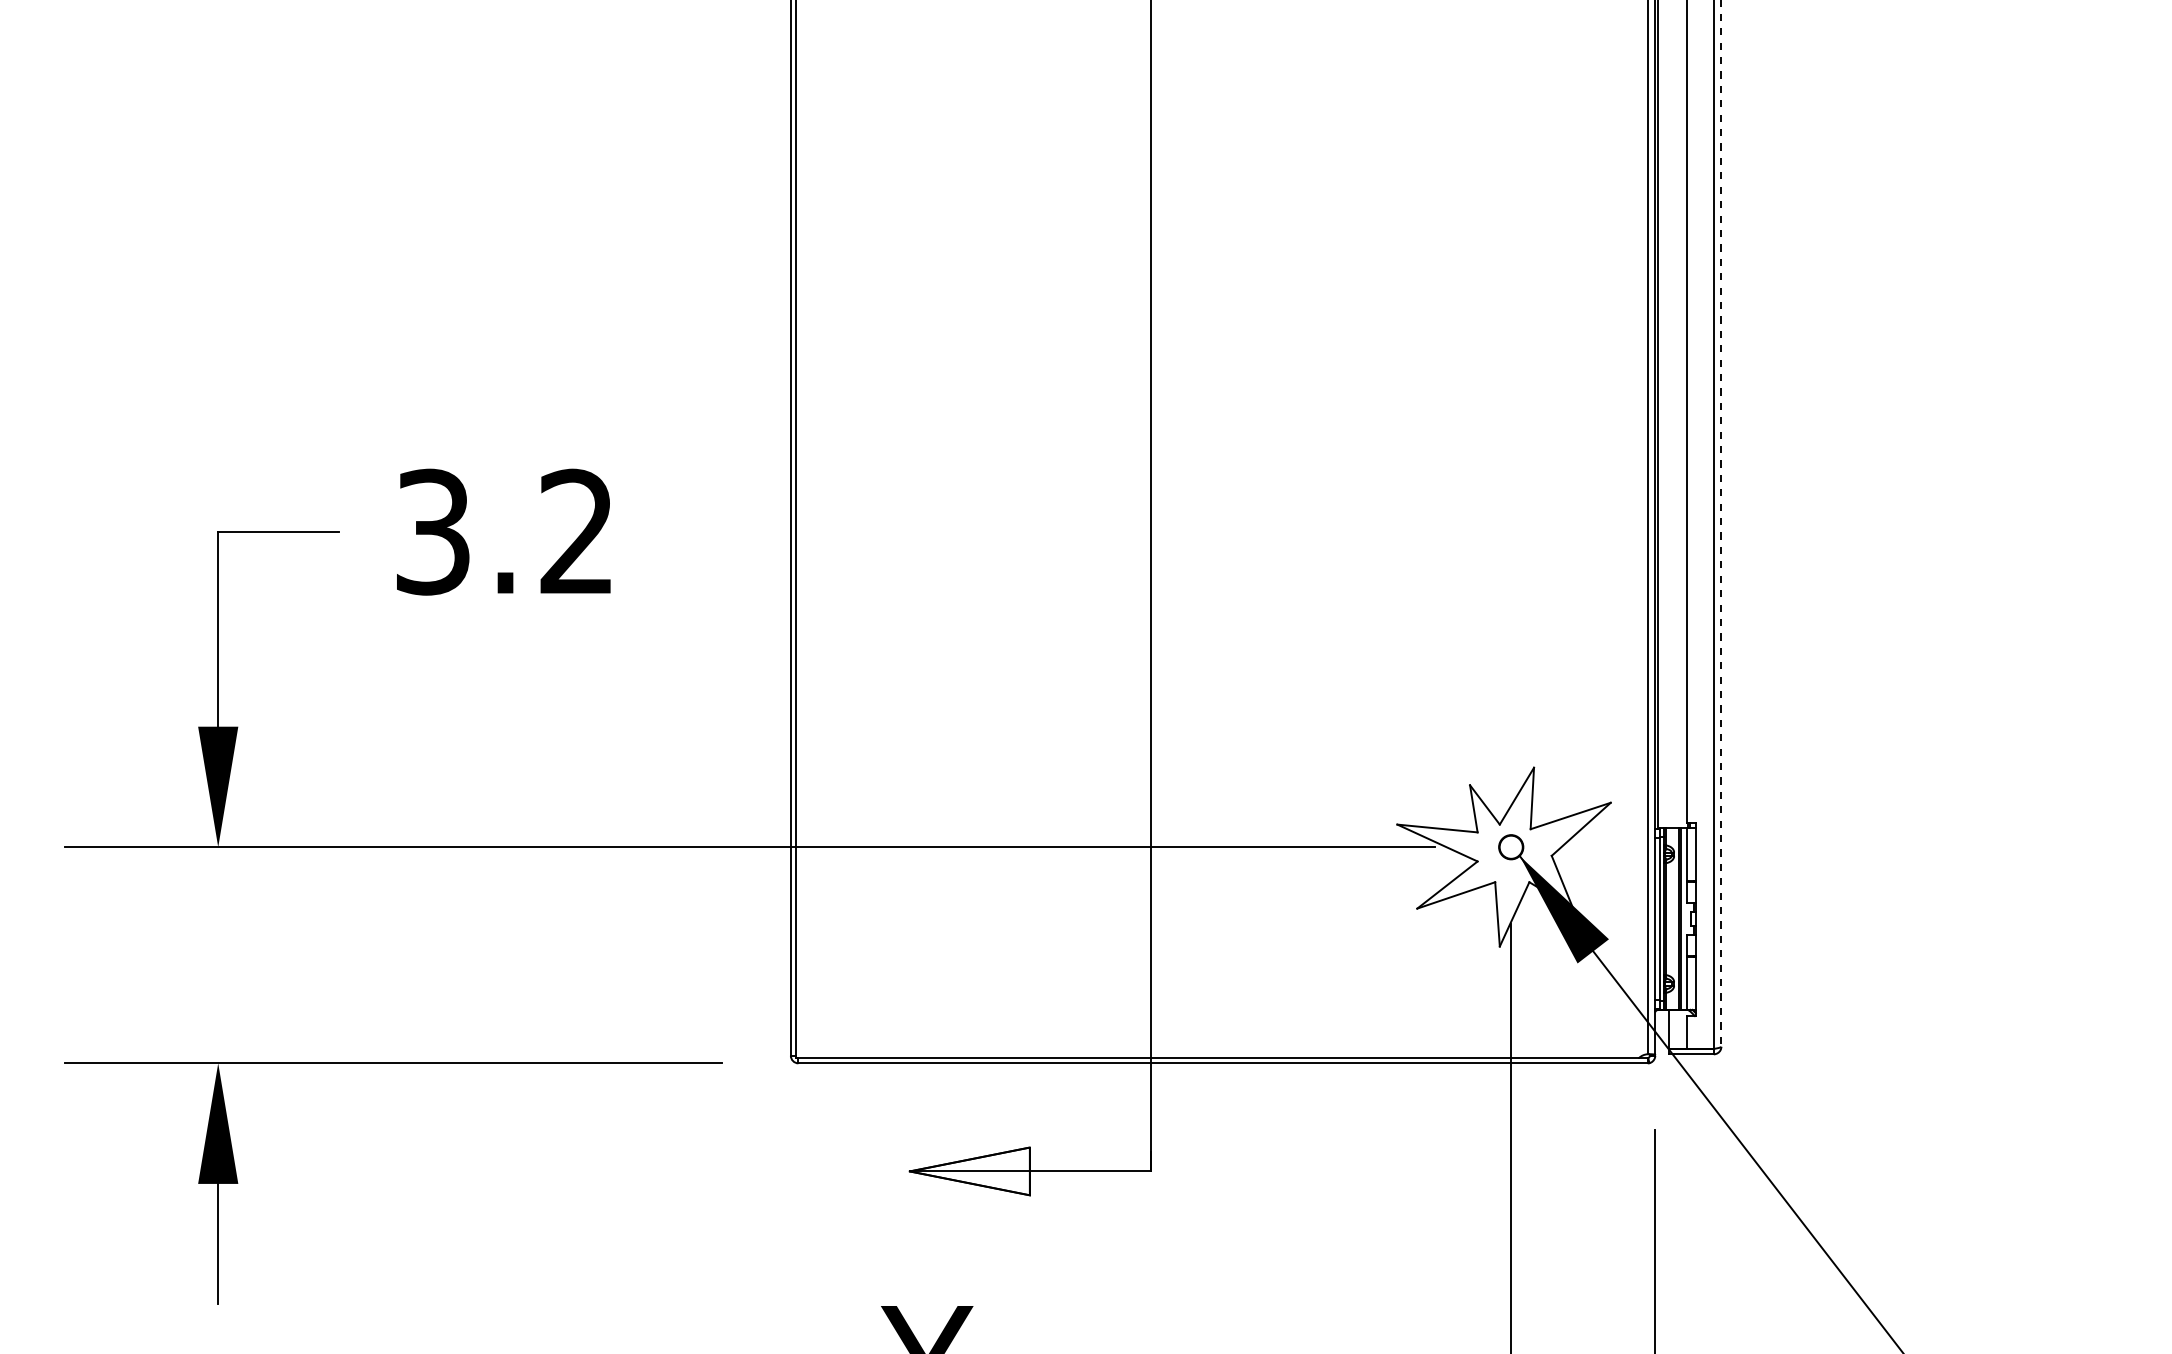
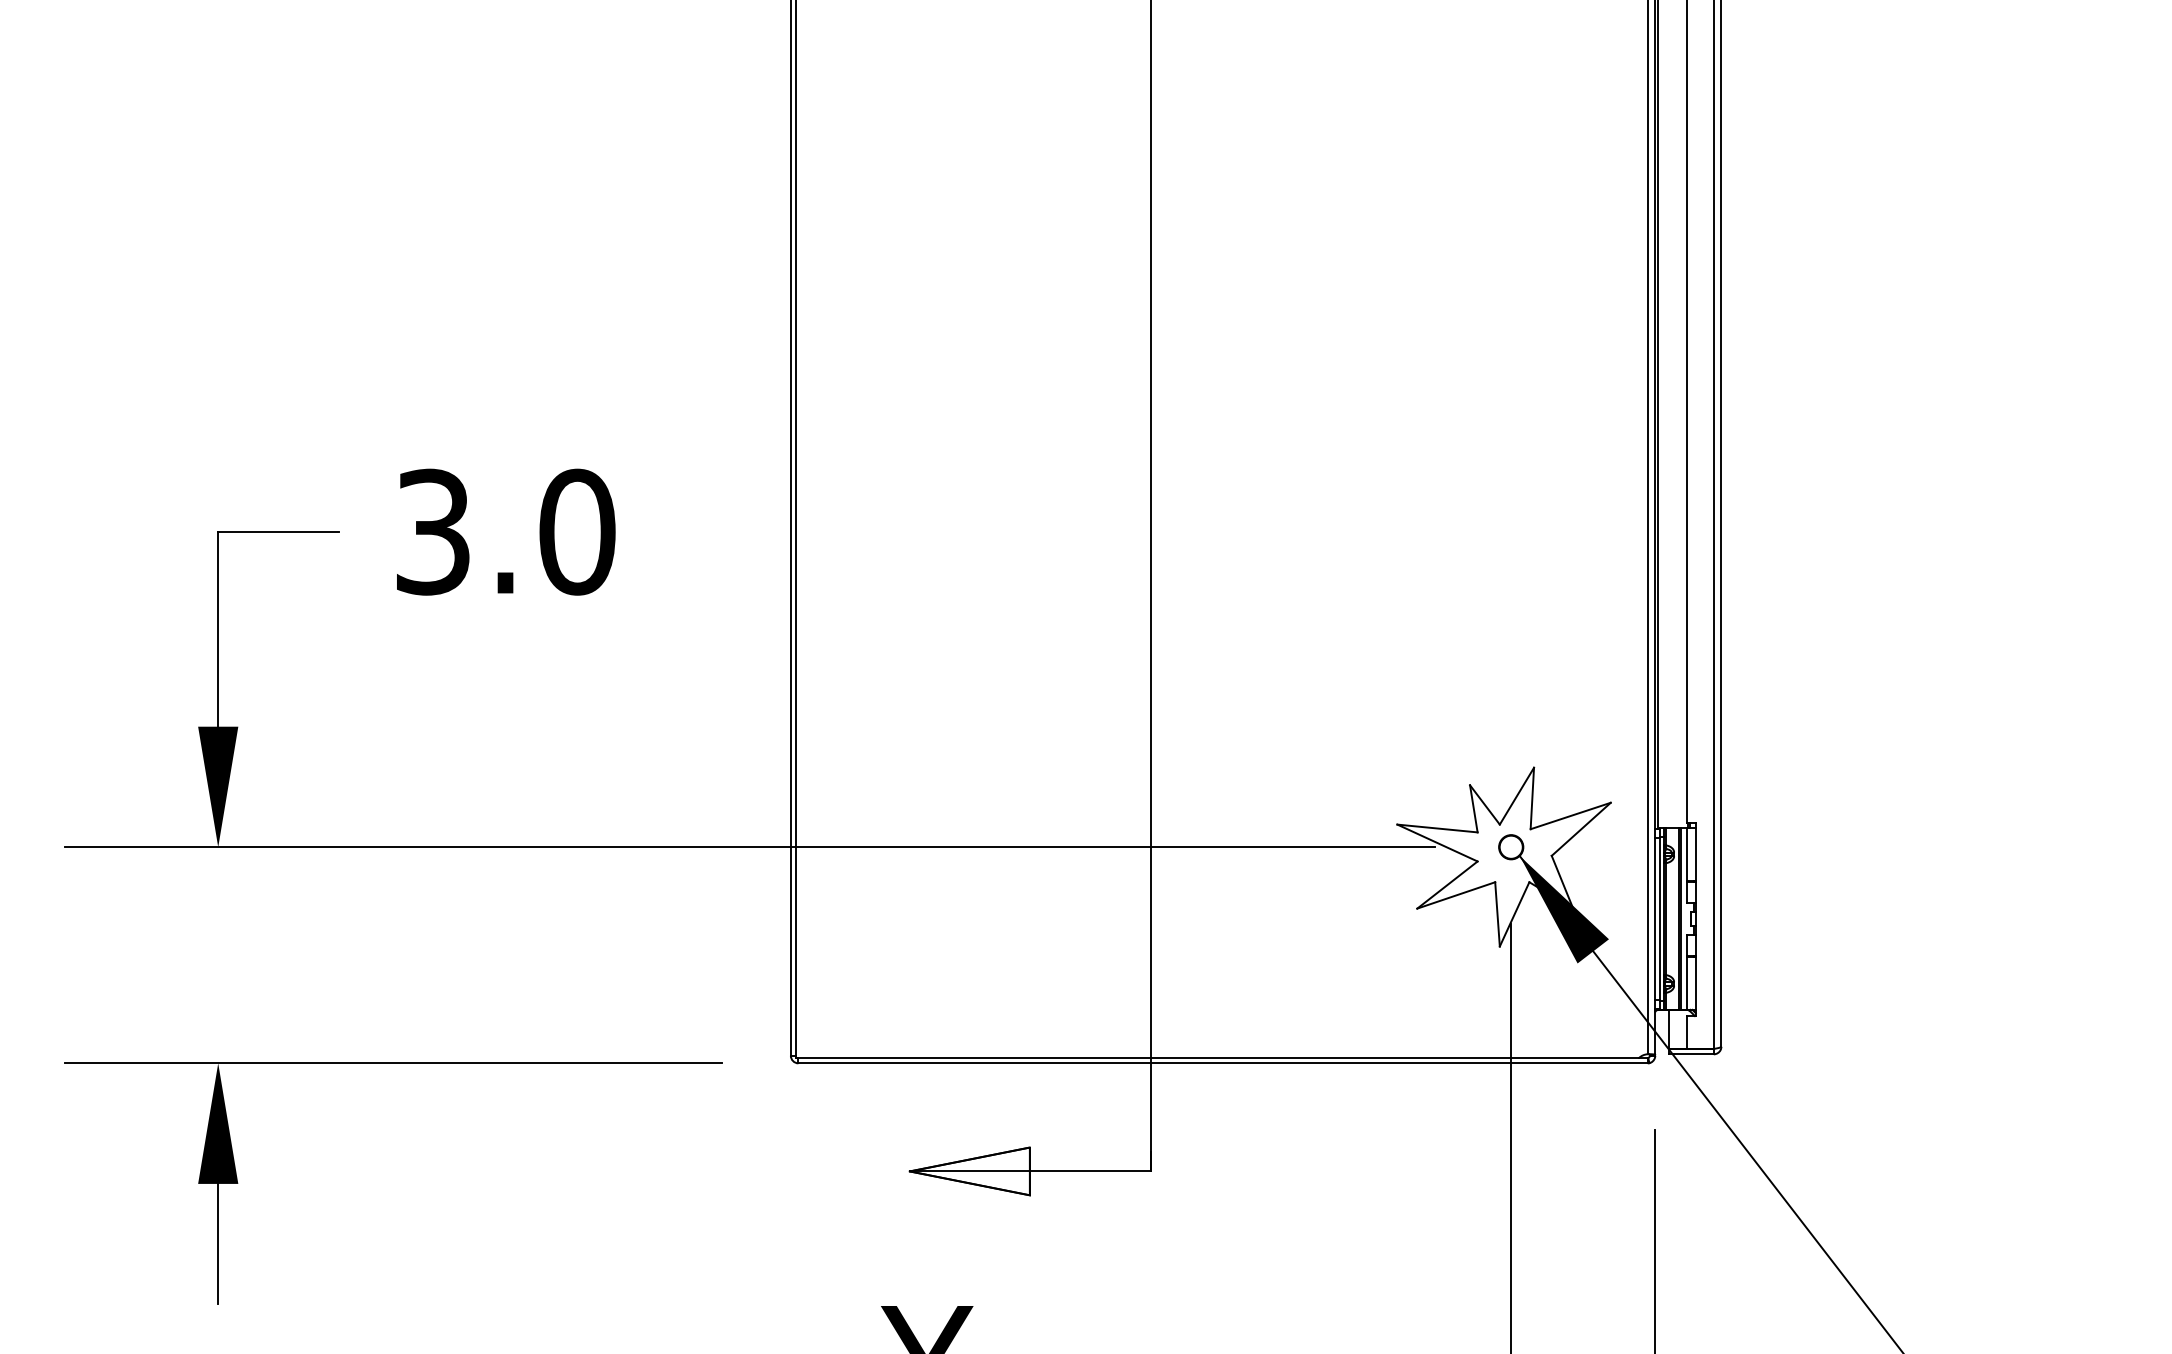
line: dashed -> solid (1721, 523)
text: 3.2 -> 3.0 (577, 531)
